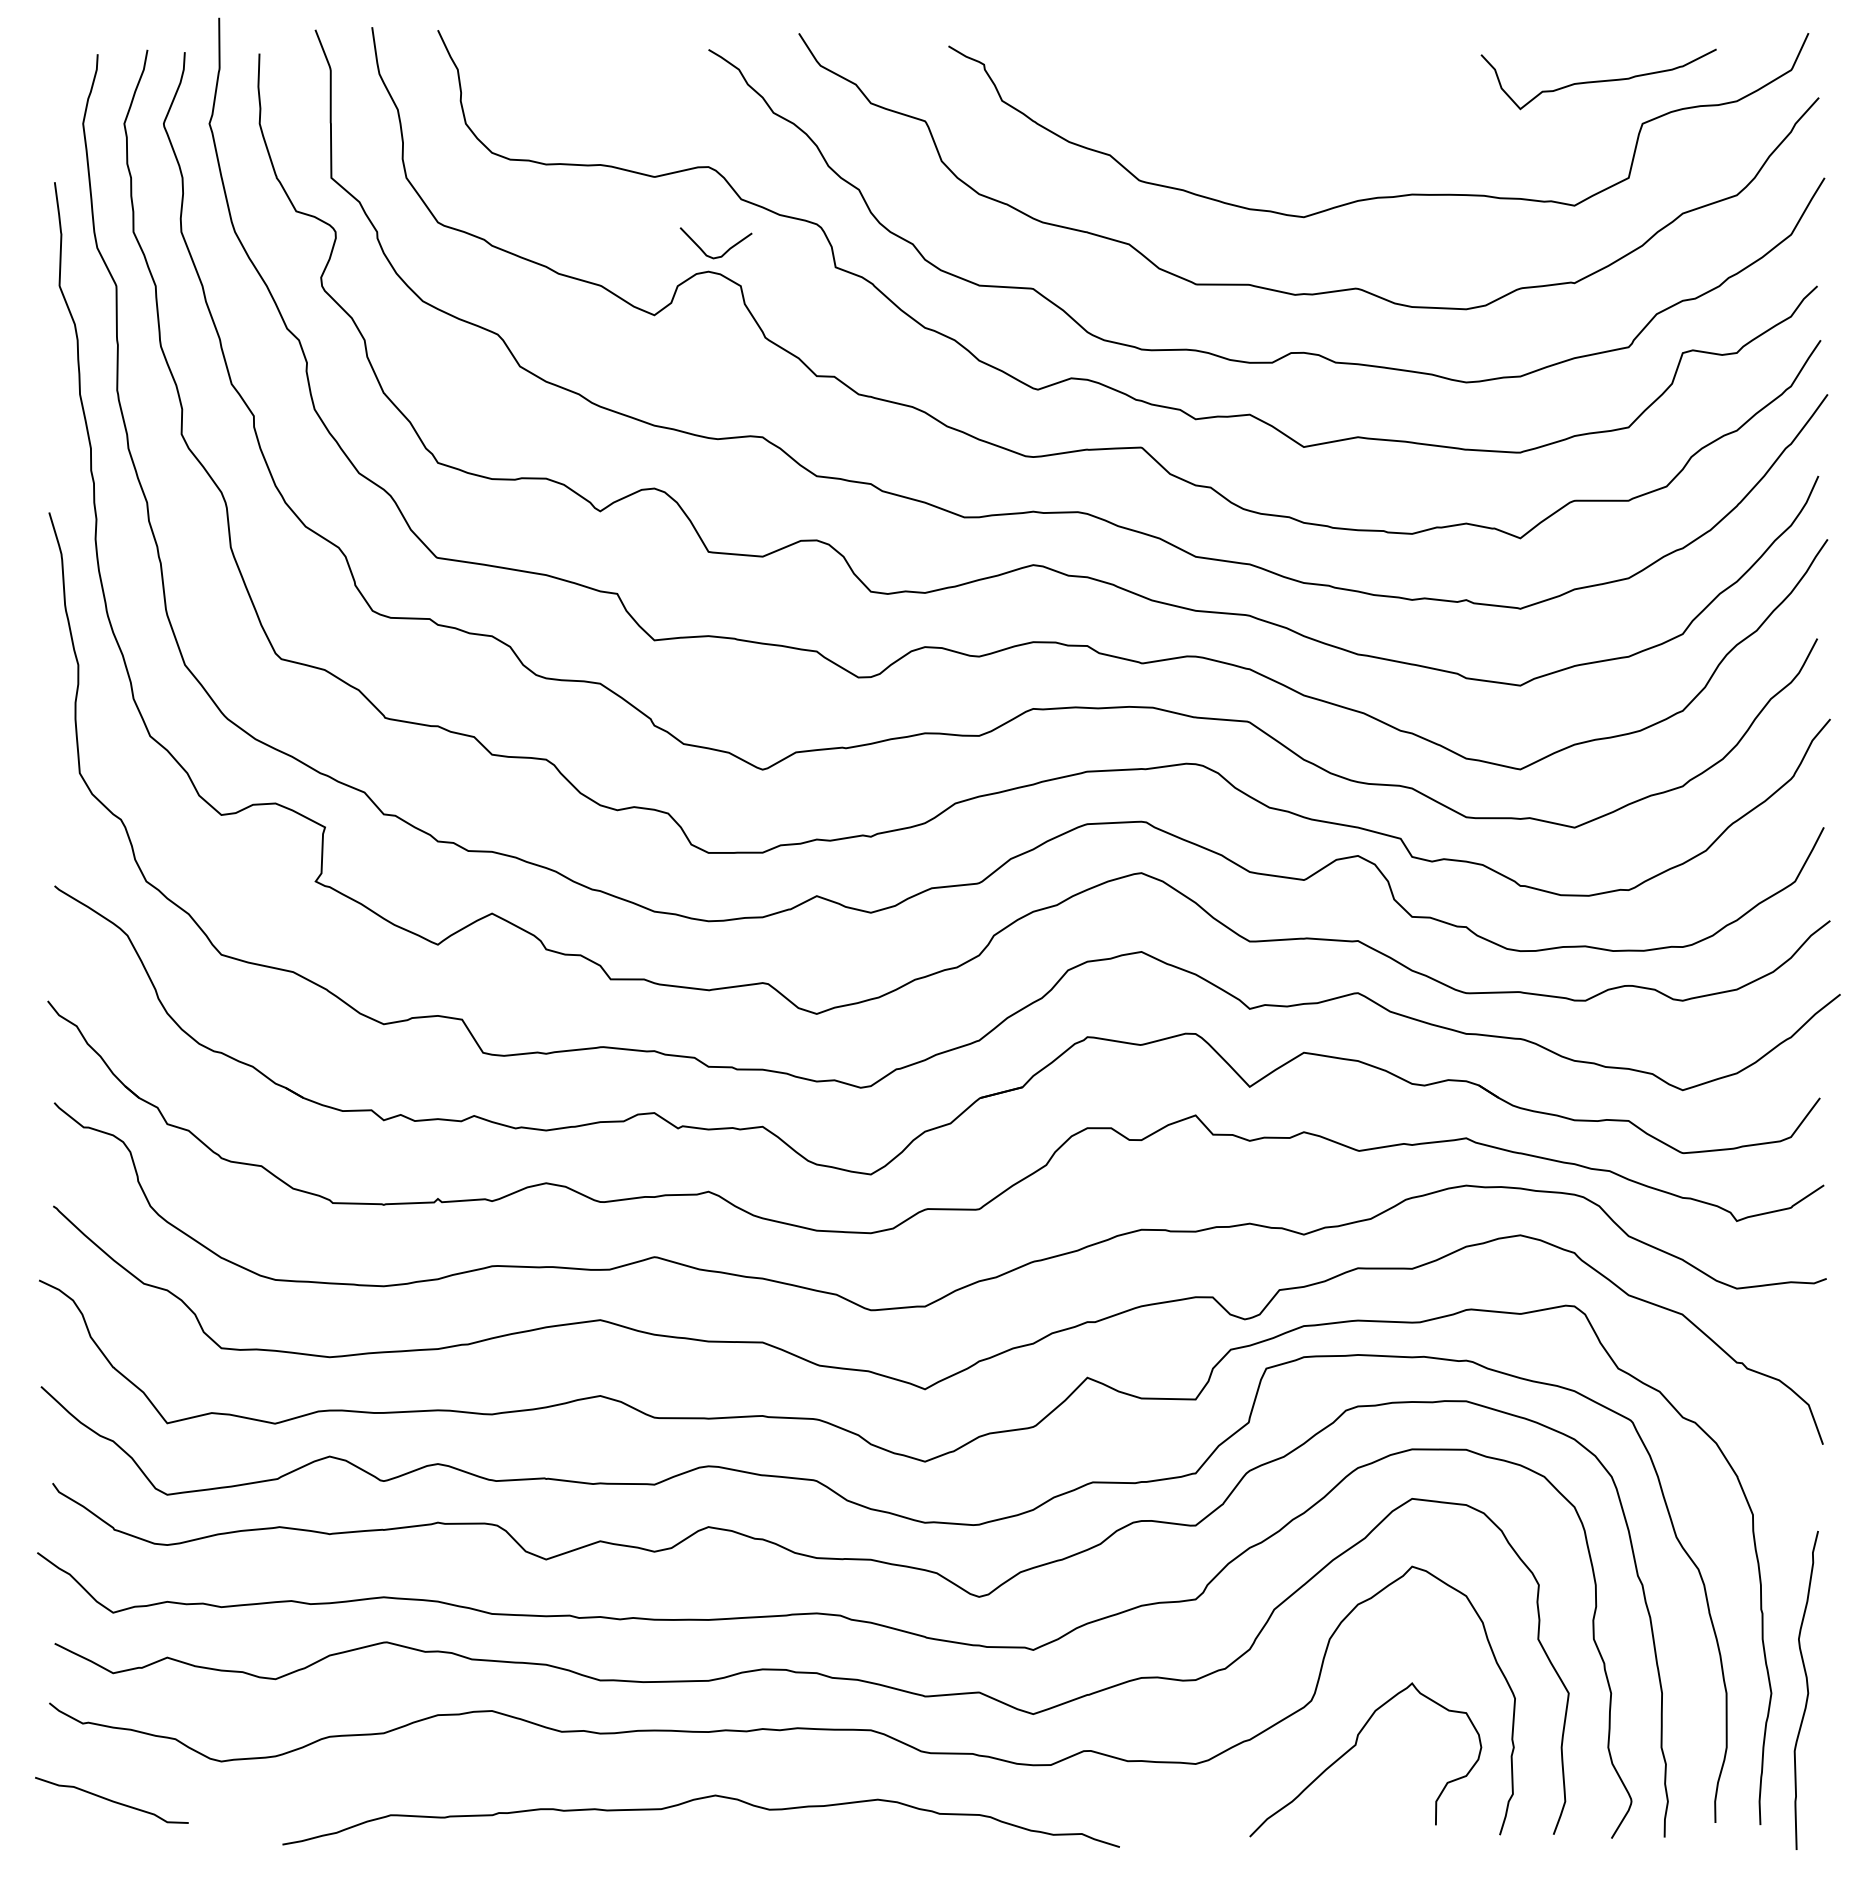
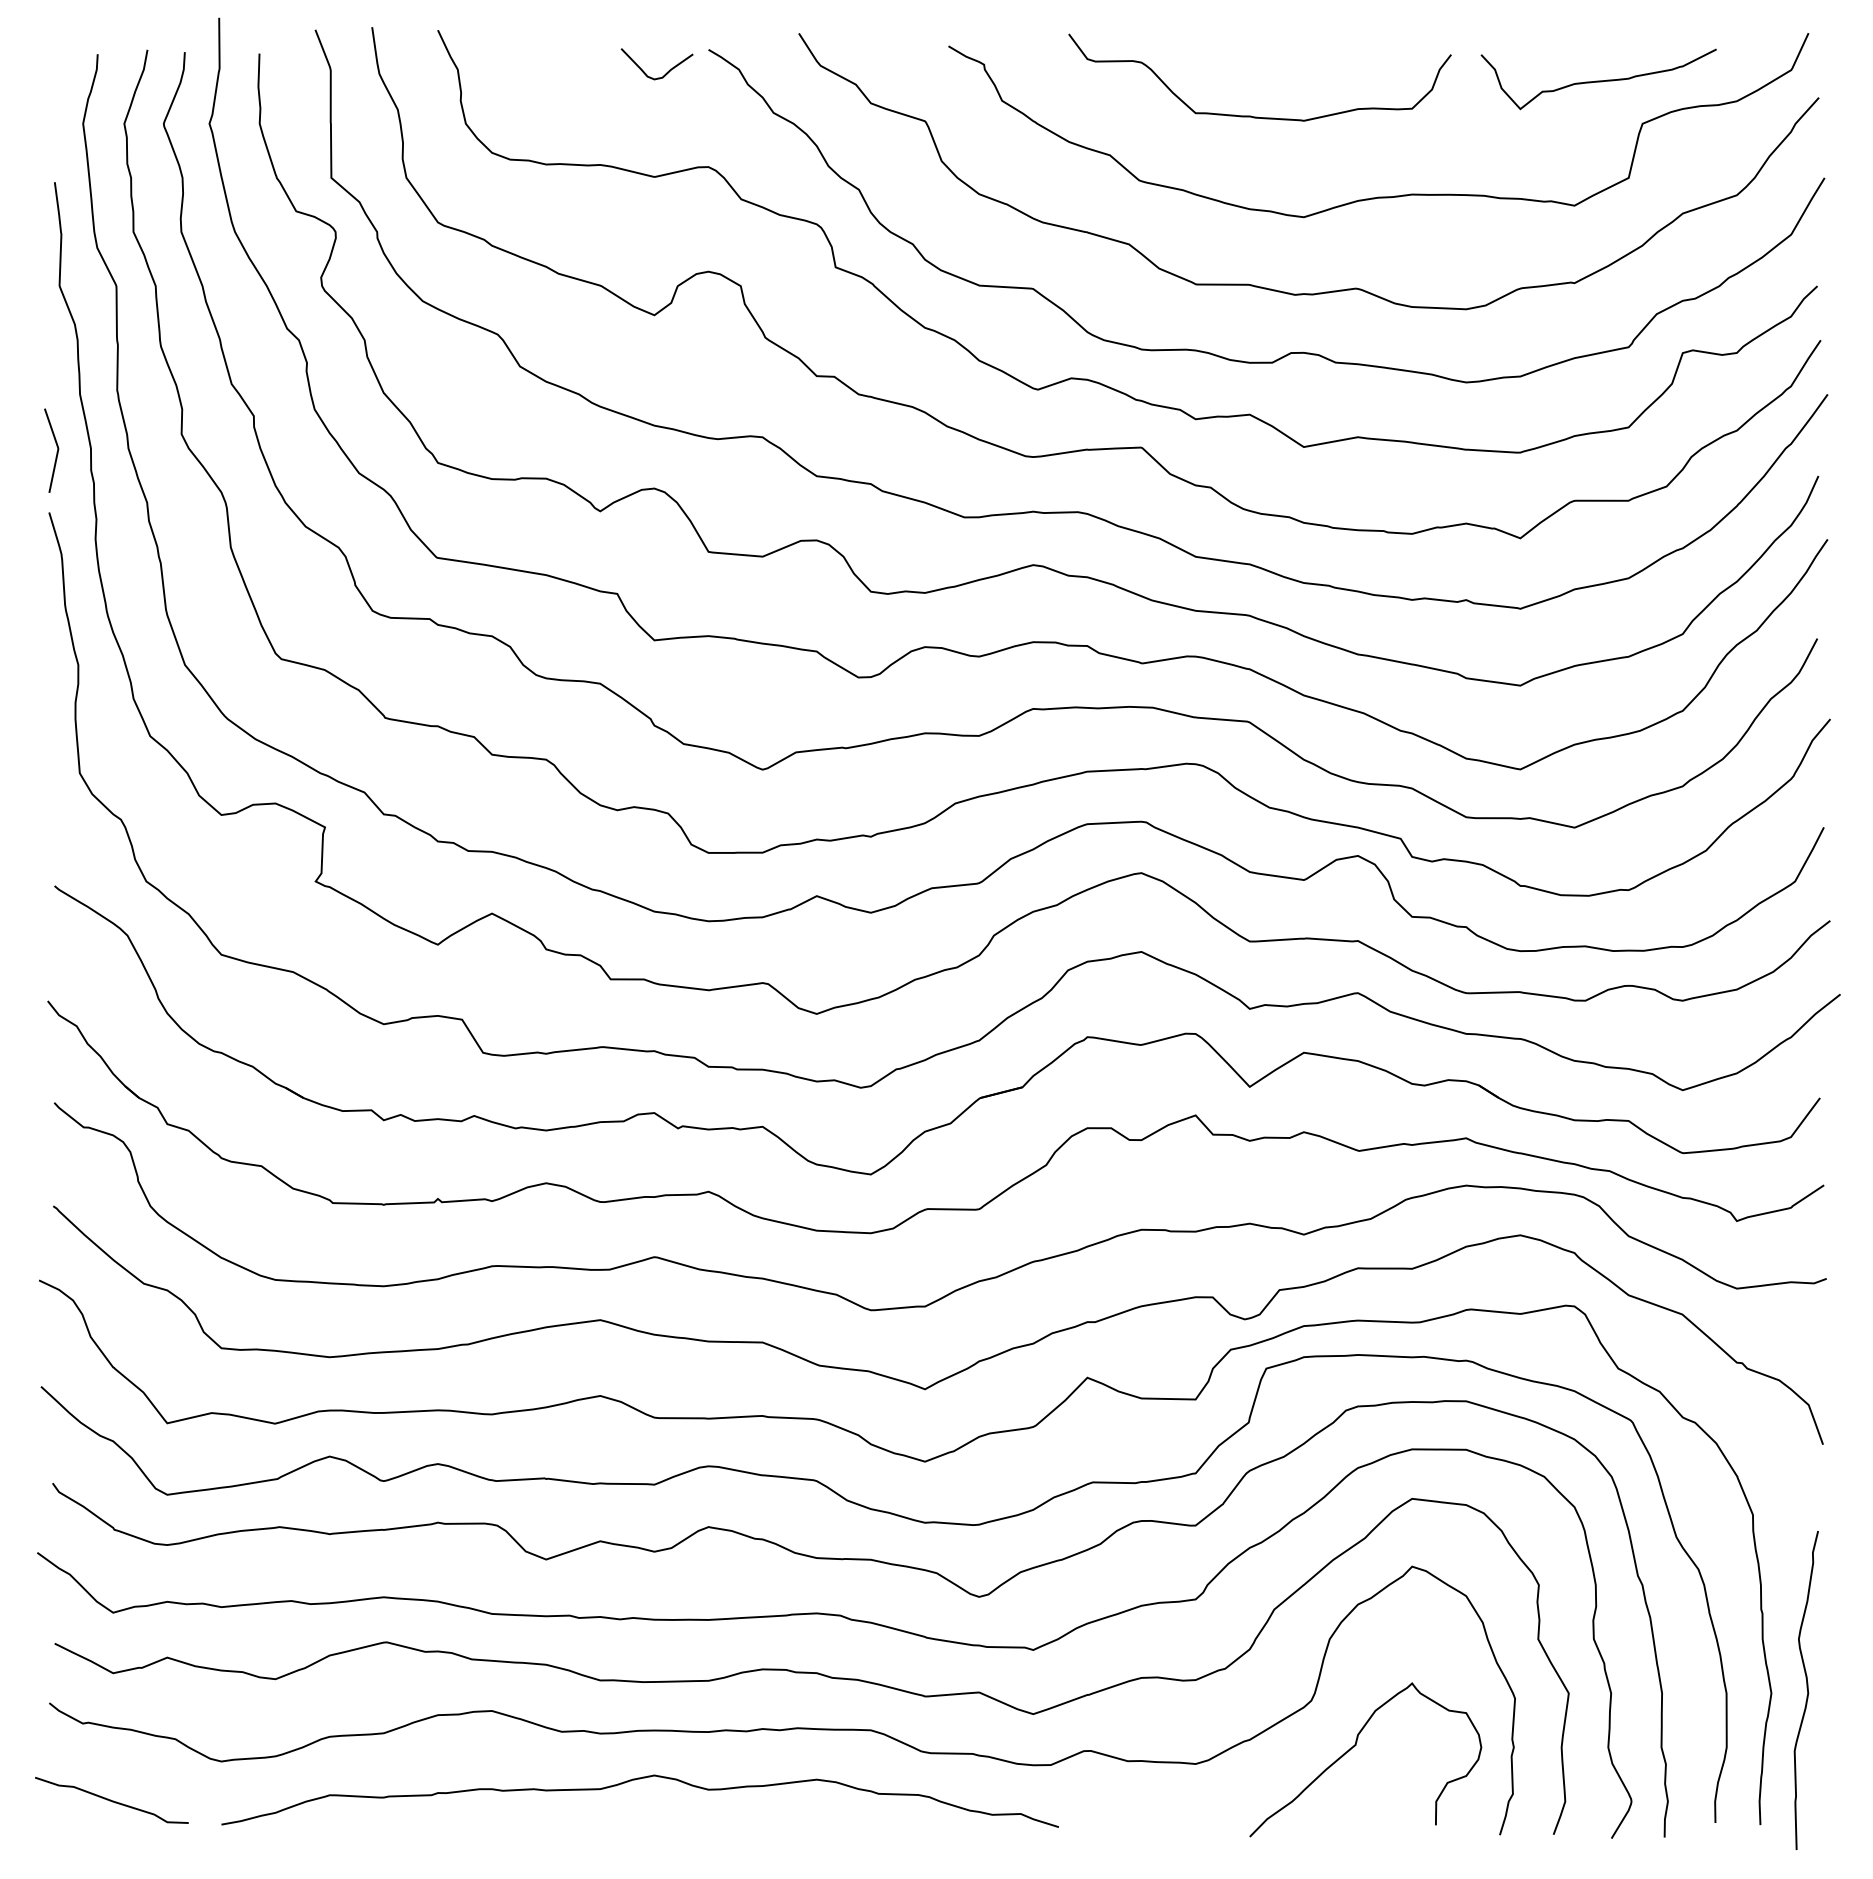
curve: none -> present (1251, 115)
curve position: (724, 252) -> (665, 73) (665, 73)
line: none -> present (56, 452)
curve position: (696, 1800) -> (635, 1780) (635, 1780)
